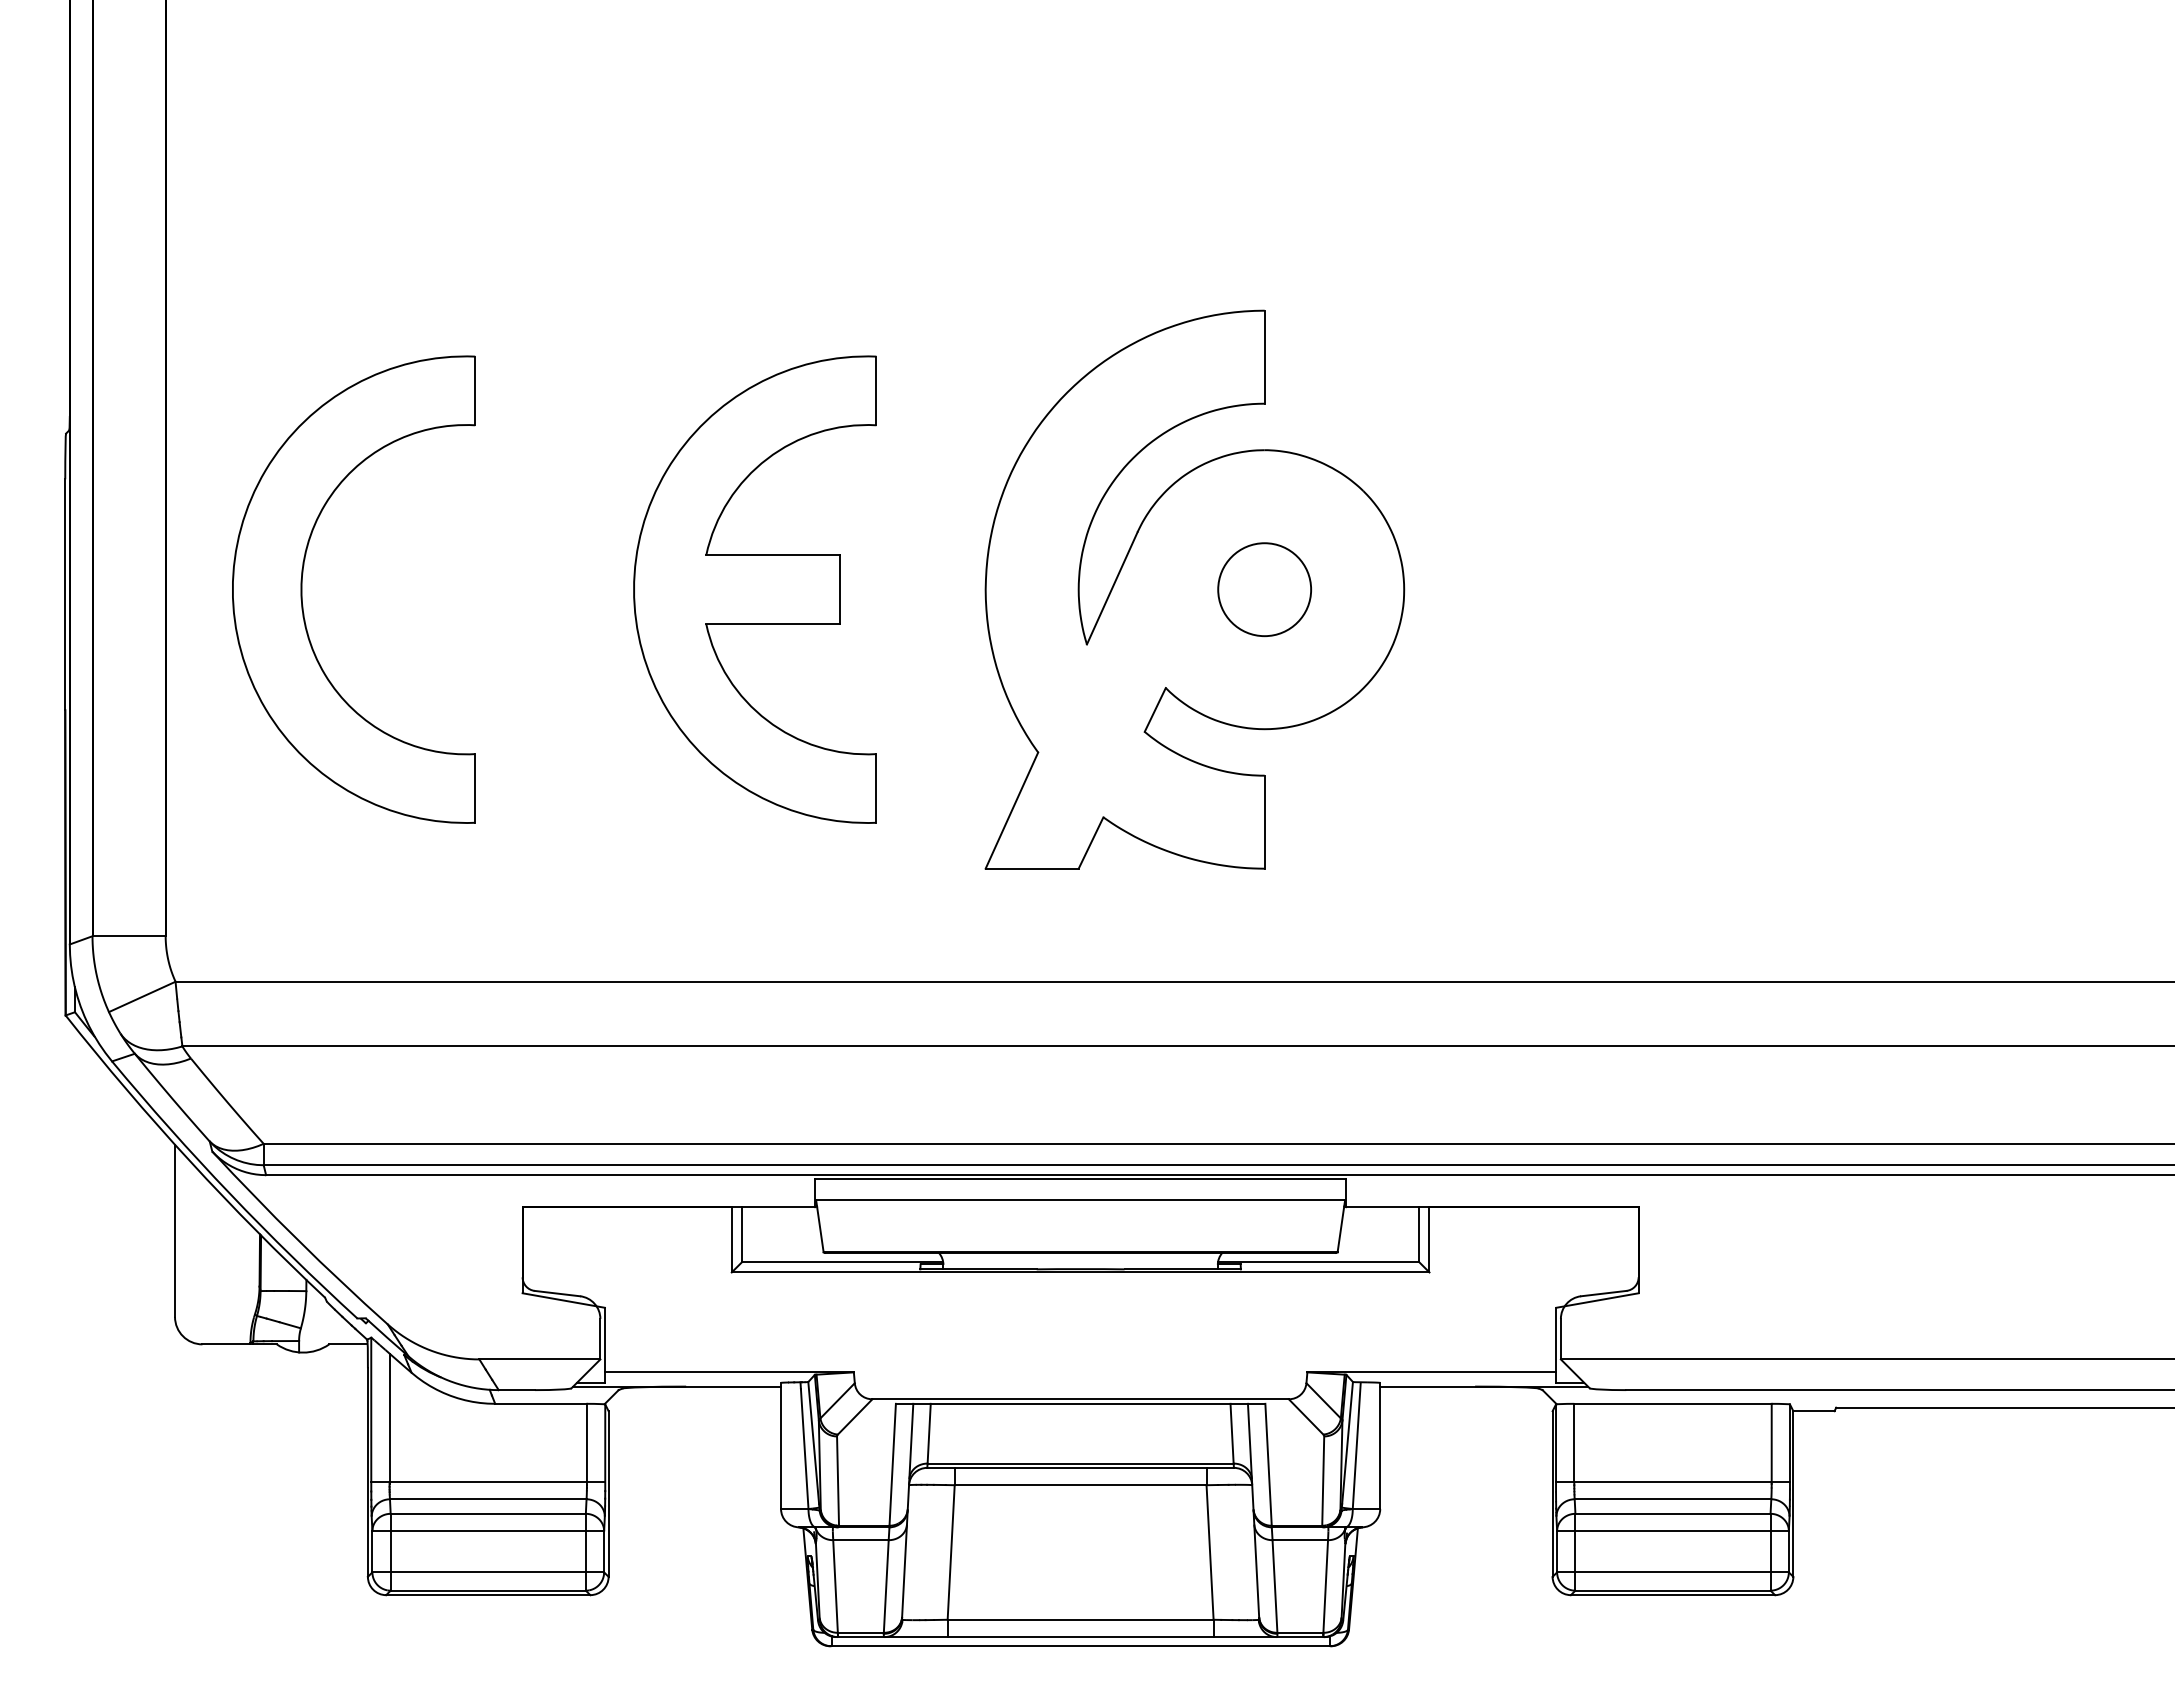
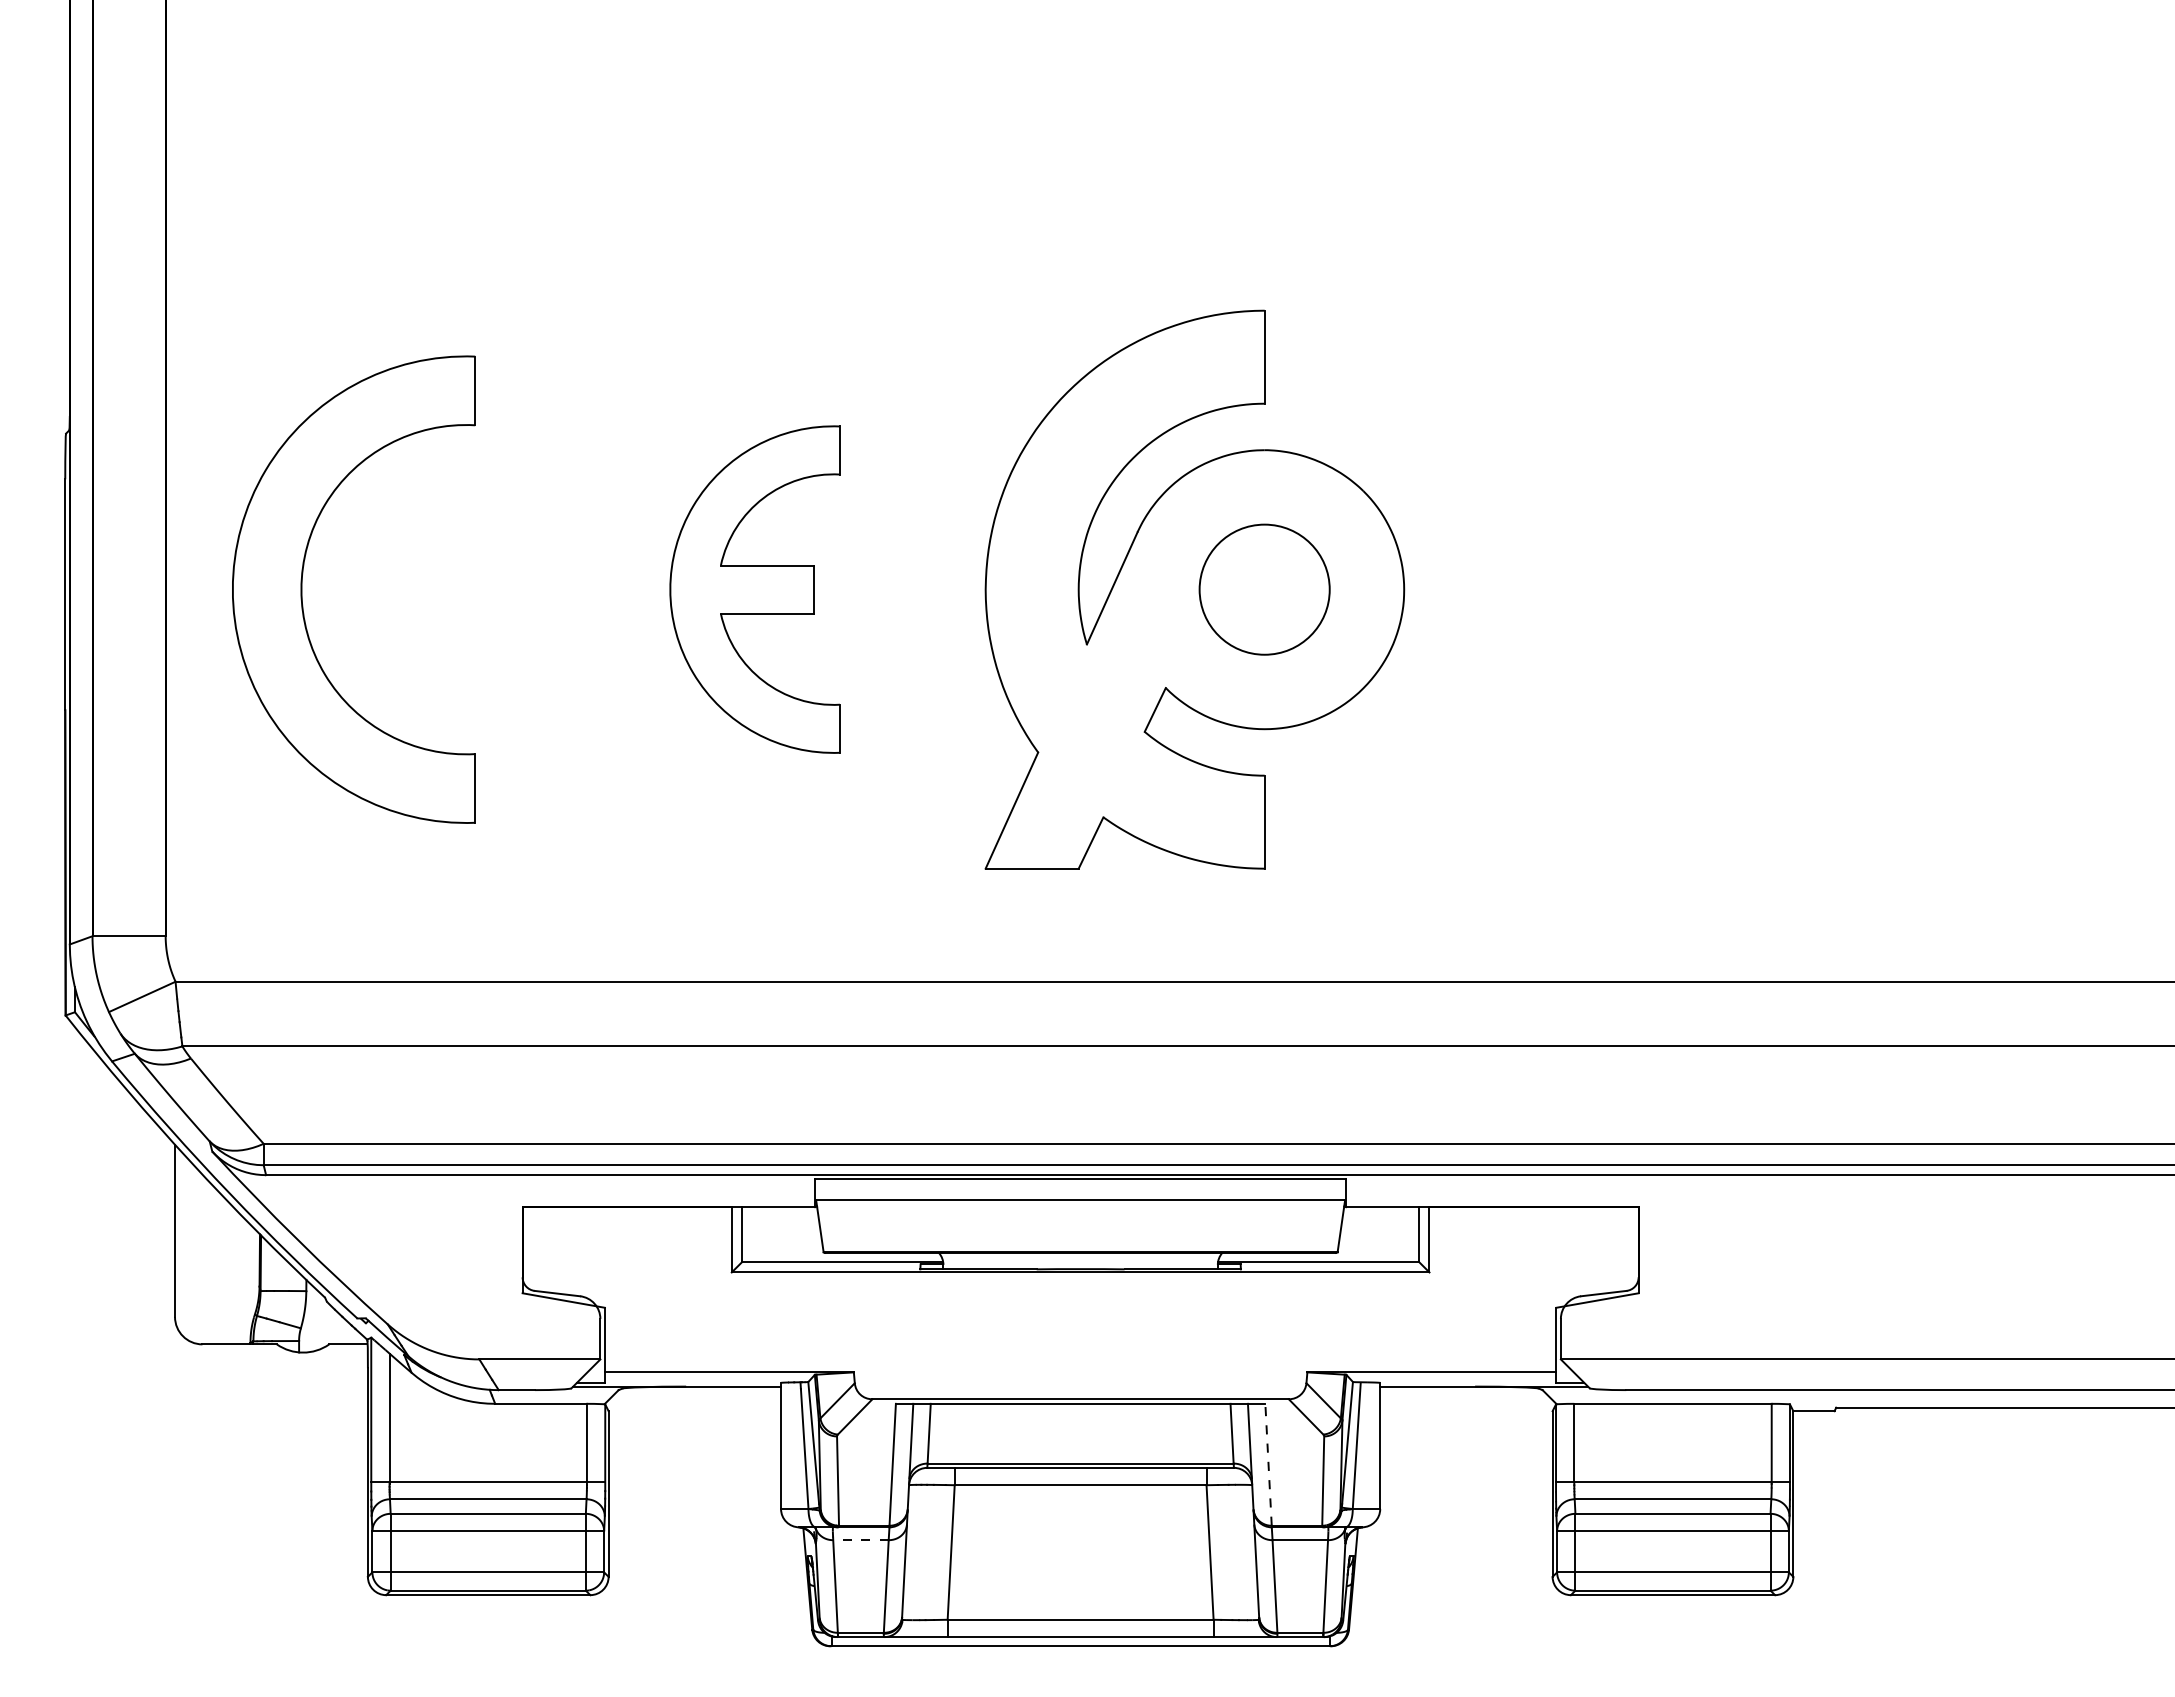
part size: 244x469 px -> 172x329 px (754, 589)
circle diameter: 93 px -> 130 px (1264, 589)
line: solid -> dashed (1268, 1464)
line: solid -> dashed (860, 1540)
